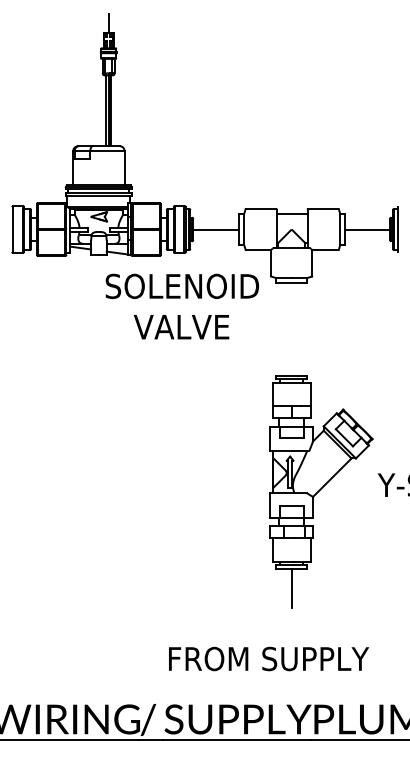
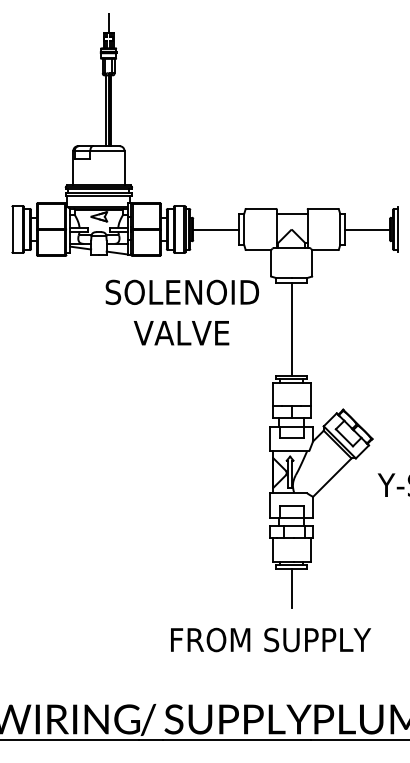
text position: (181, 306) -> (181, 312) (181, 312)
line: none -> present (291, 329)
text position: (268, 658) -> (270, 639) (270, 639)
